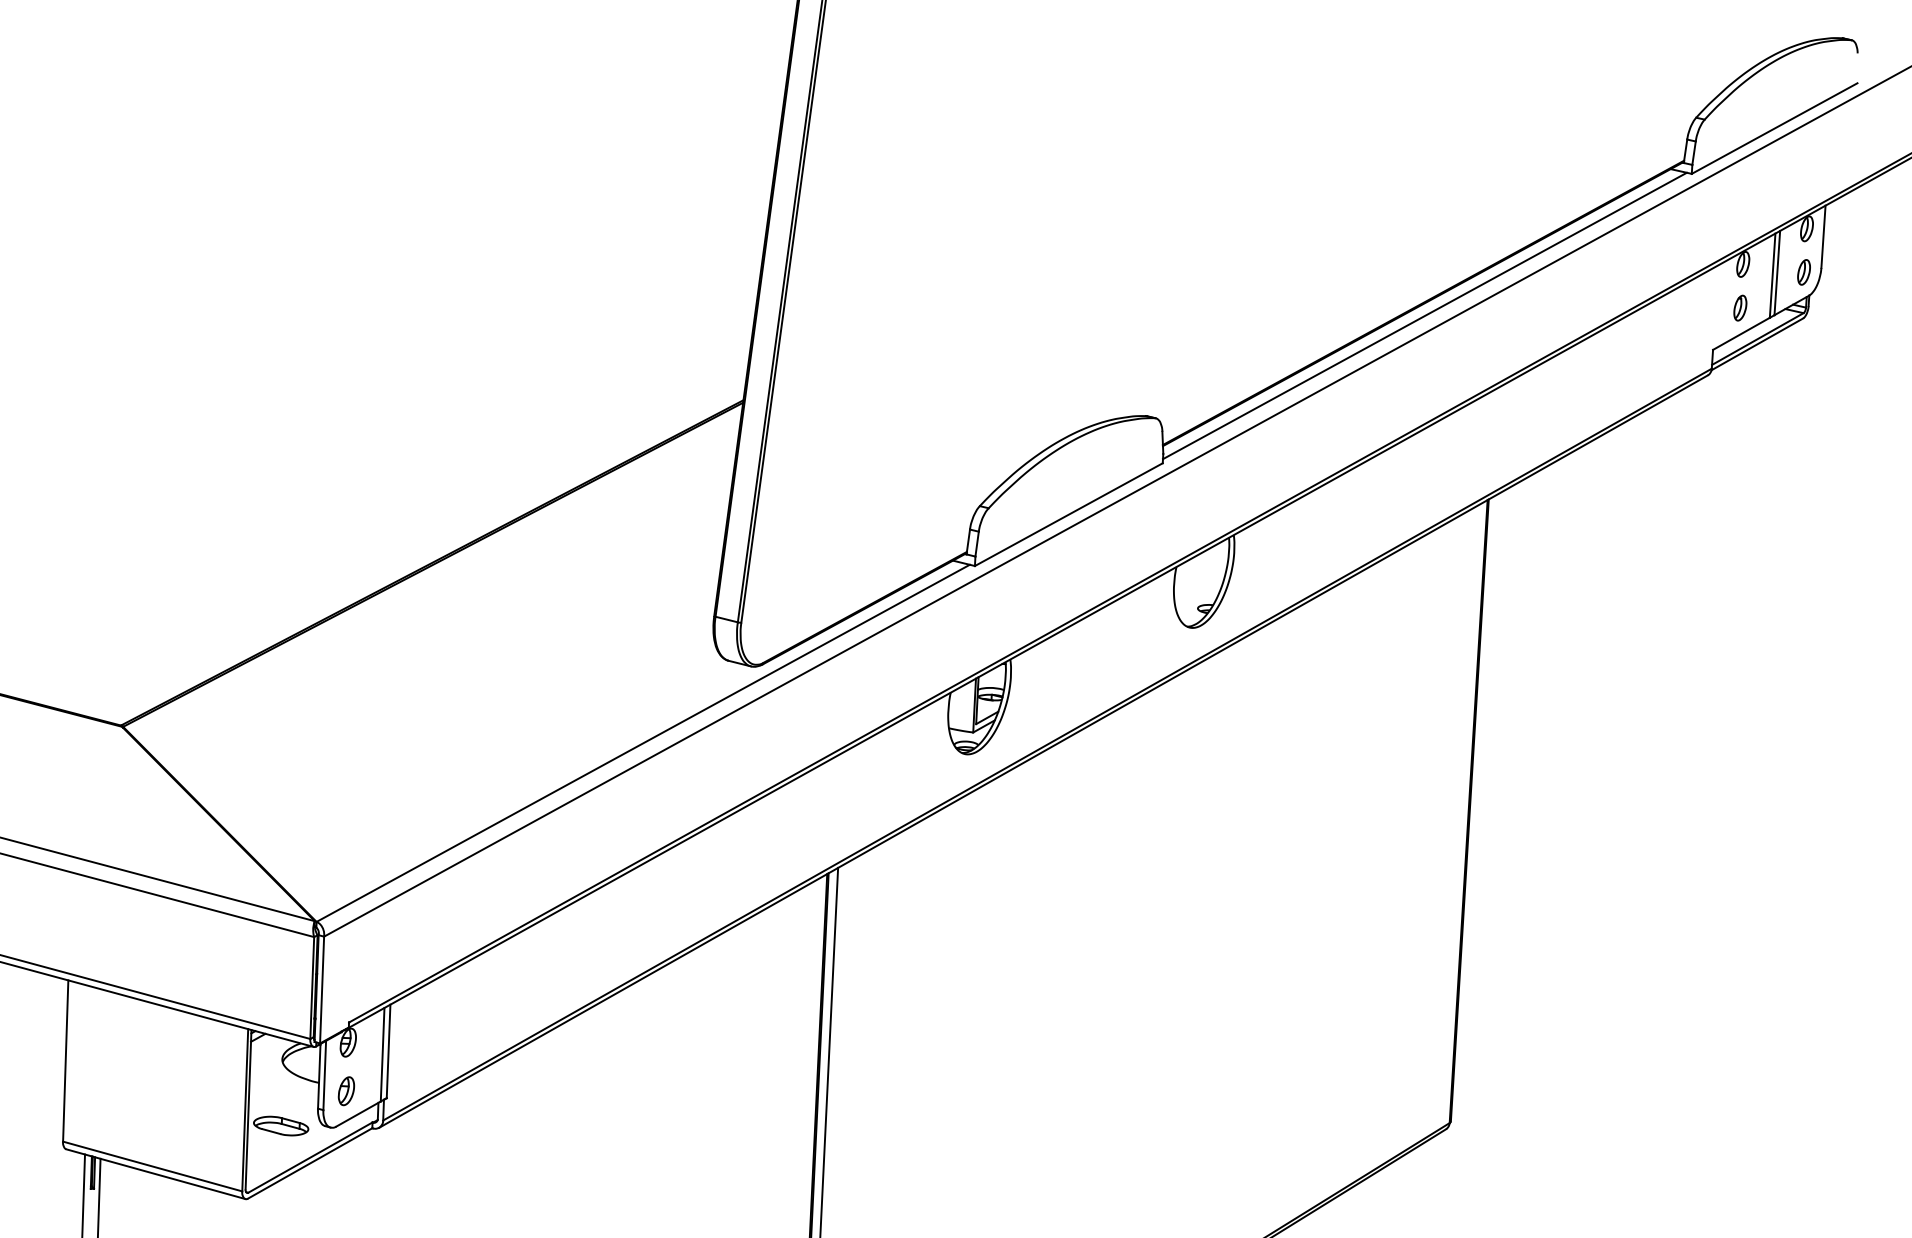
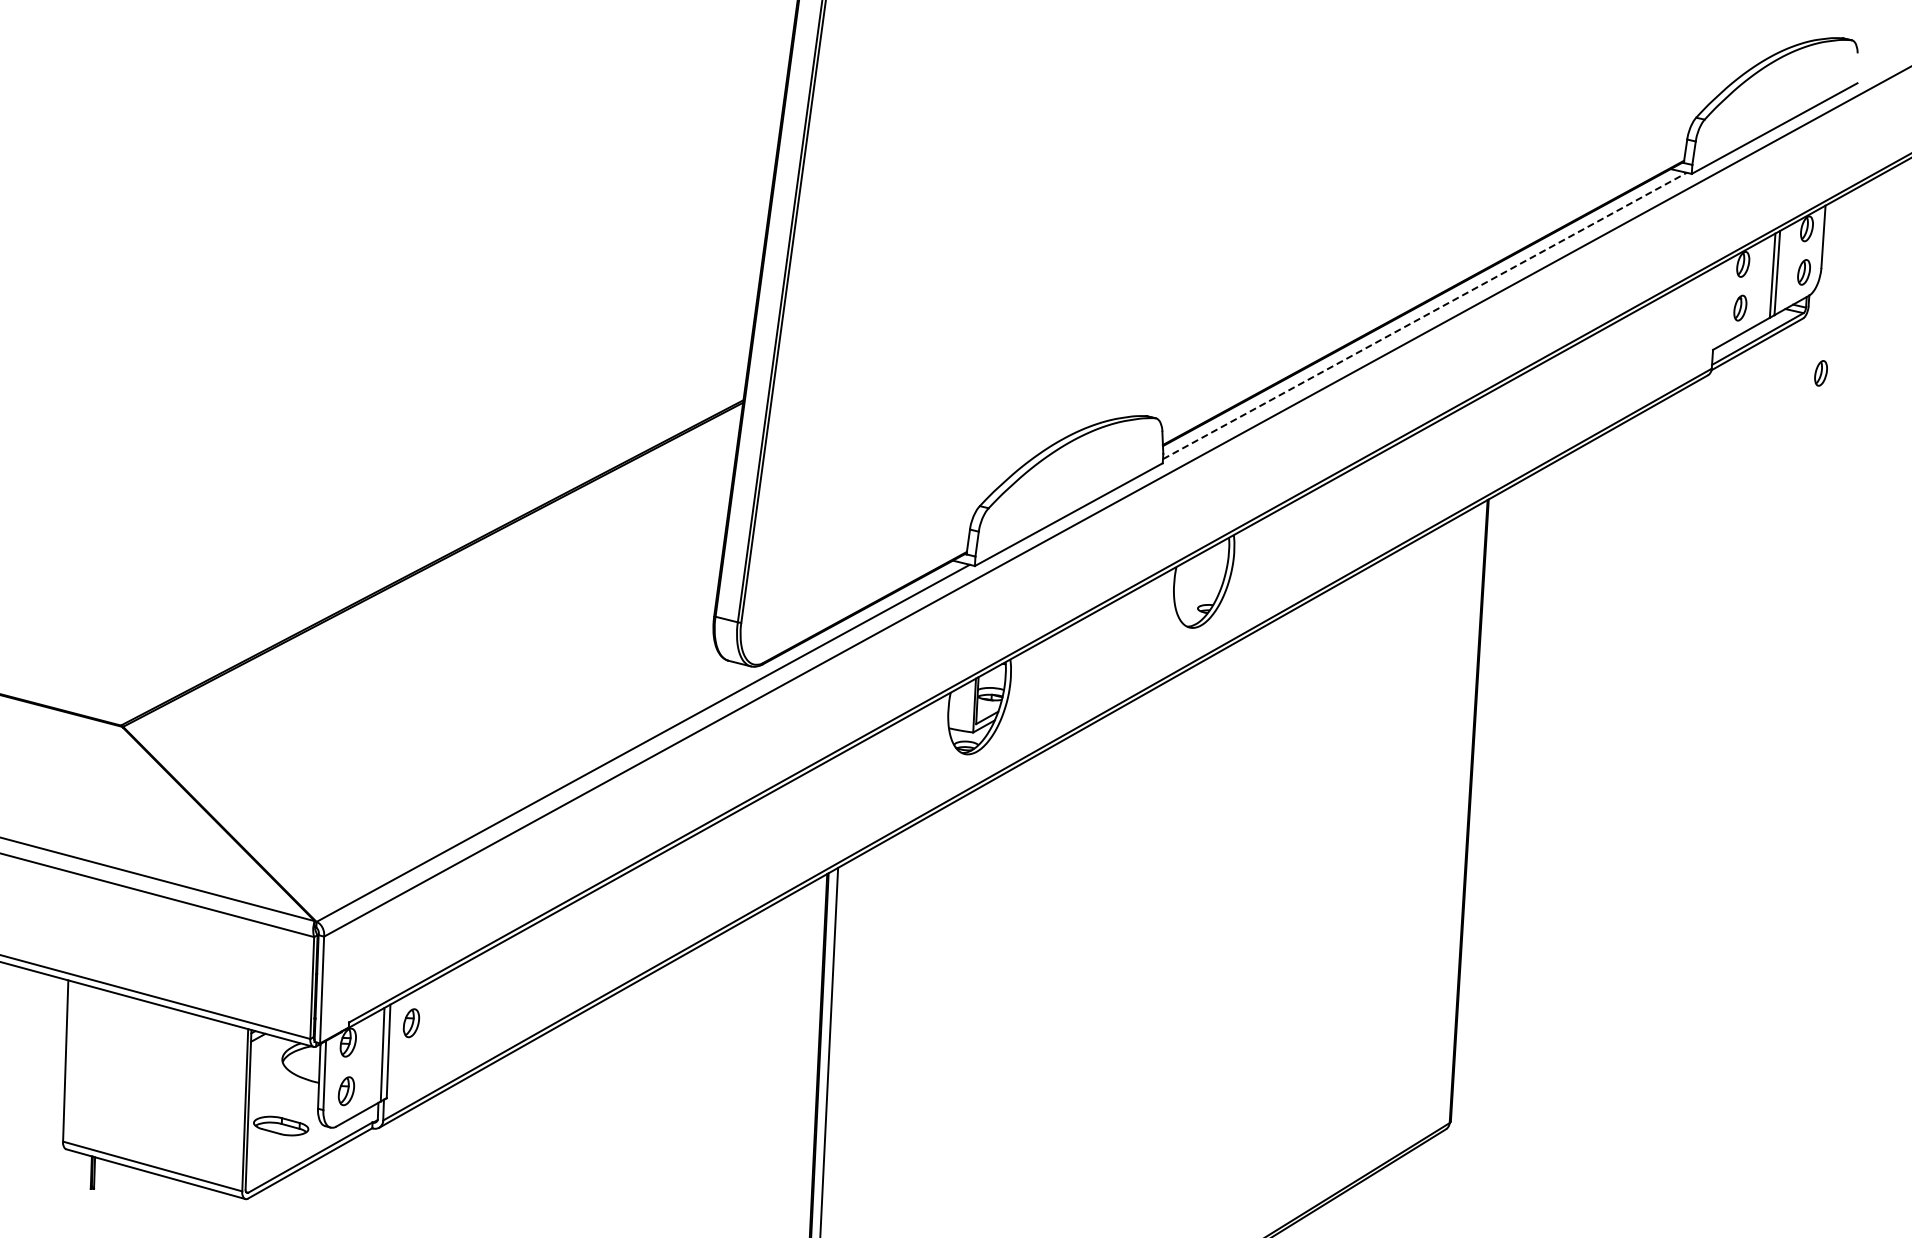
line: solid -> dashed (1424, 315)
part: none -> present (1820, 373)
part: none -> present (411, 1023)
line: present -> none (83, 1194)
line: present -> none (99, 1196)
